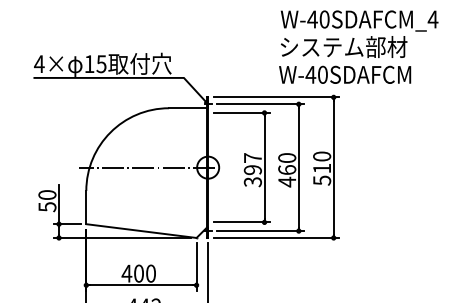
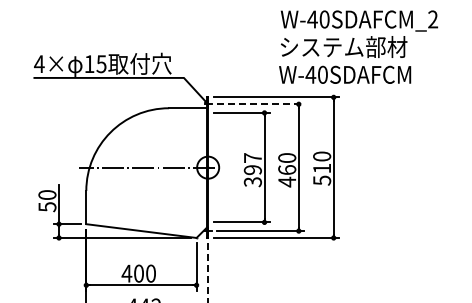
text: W-40SDAFCM_4 -> W-40SDAFCM_2 (432, 19)
line: solid -> dashed (260, 104)
line: solid -> dashed (208, 273)
